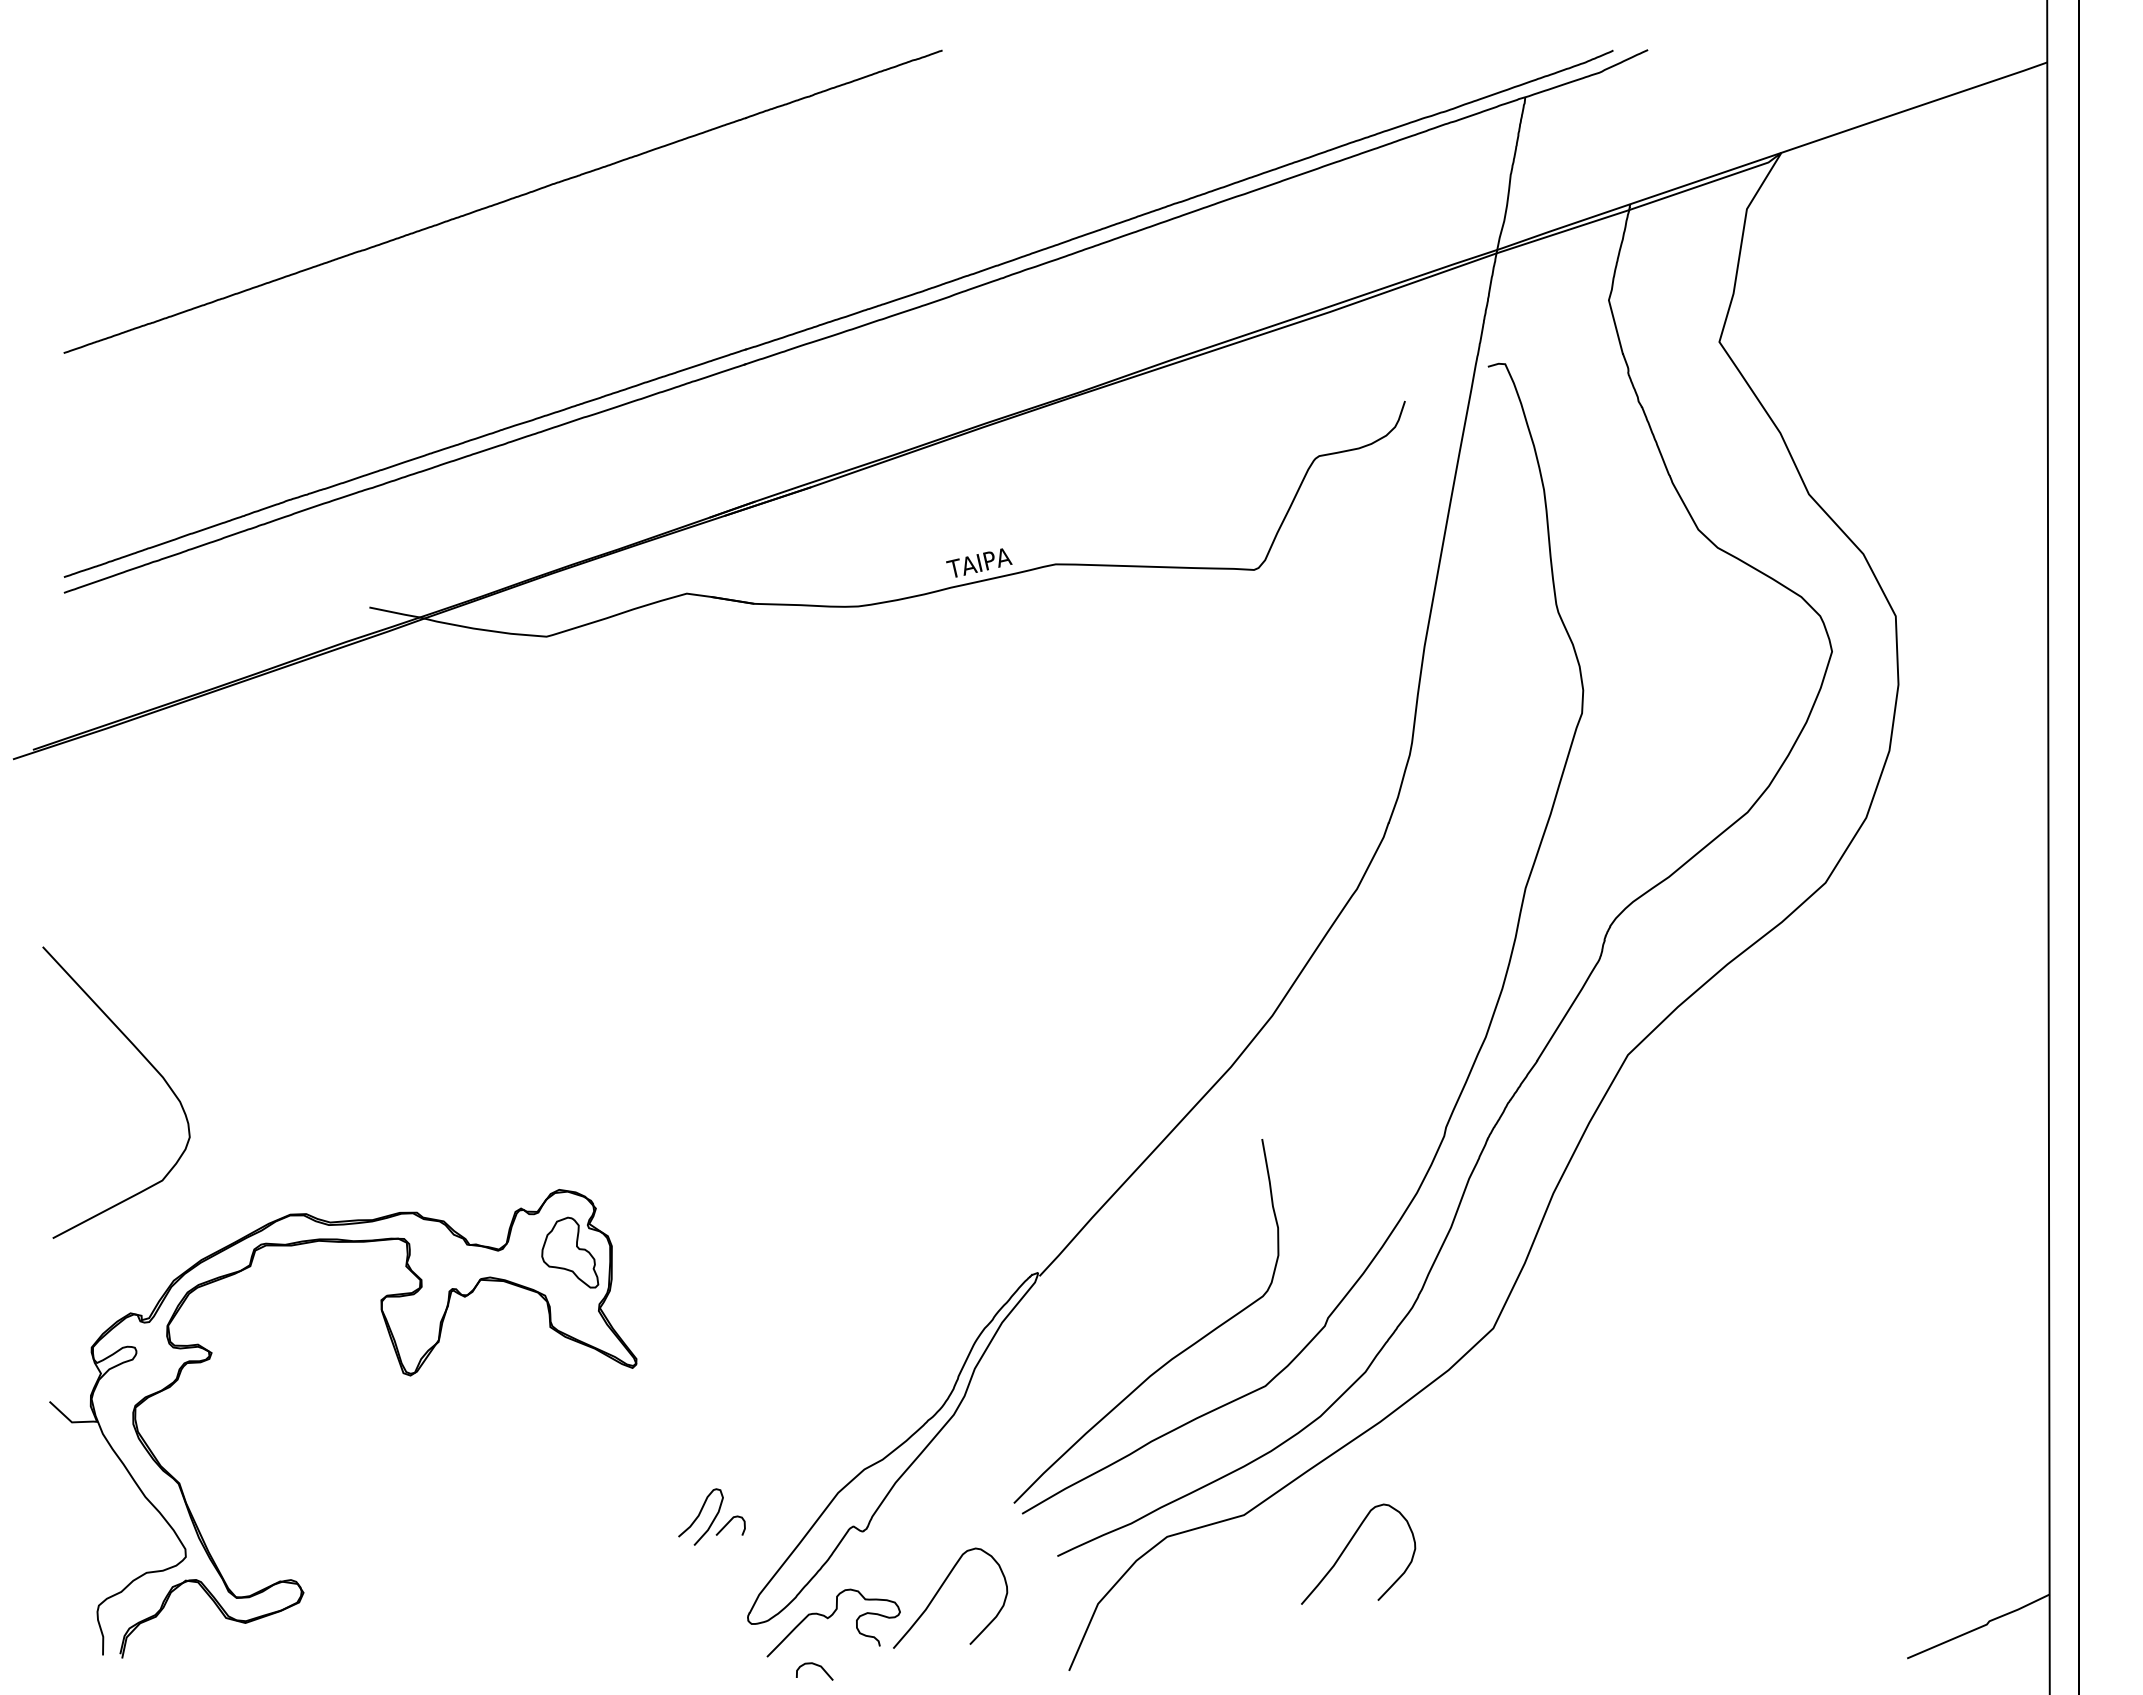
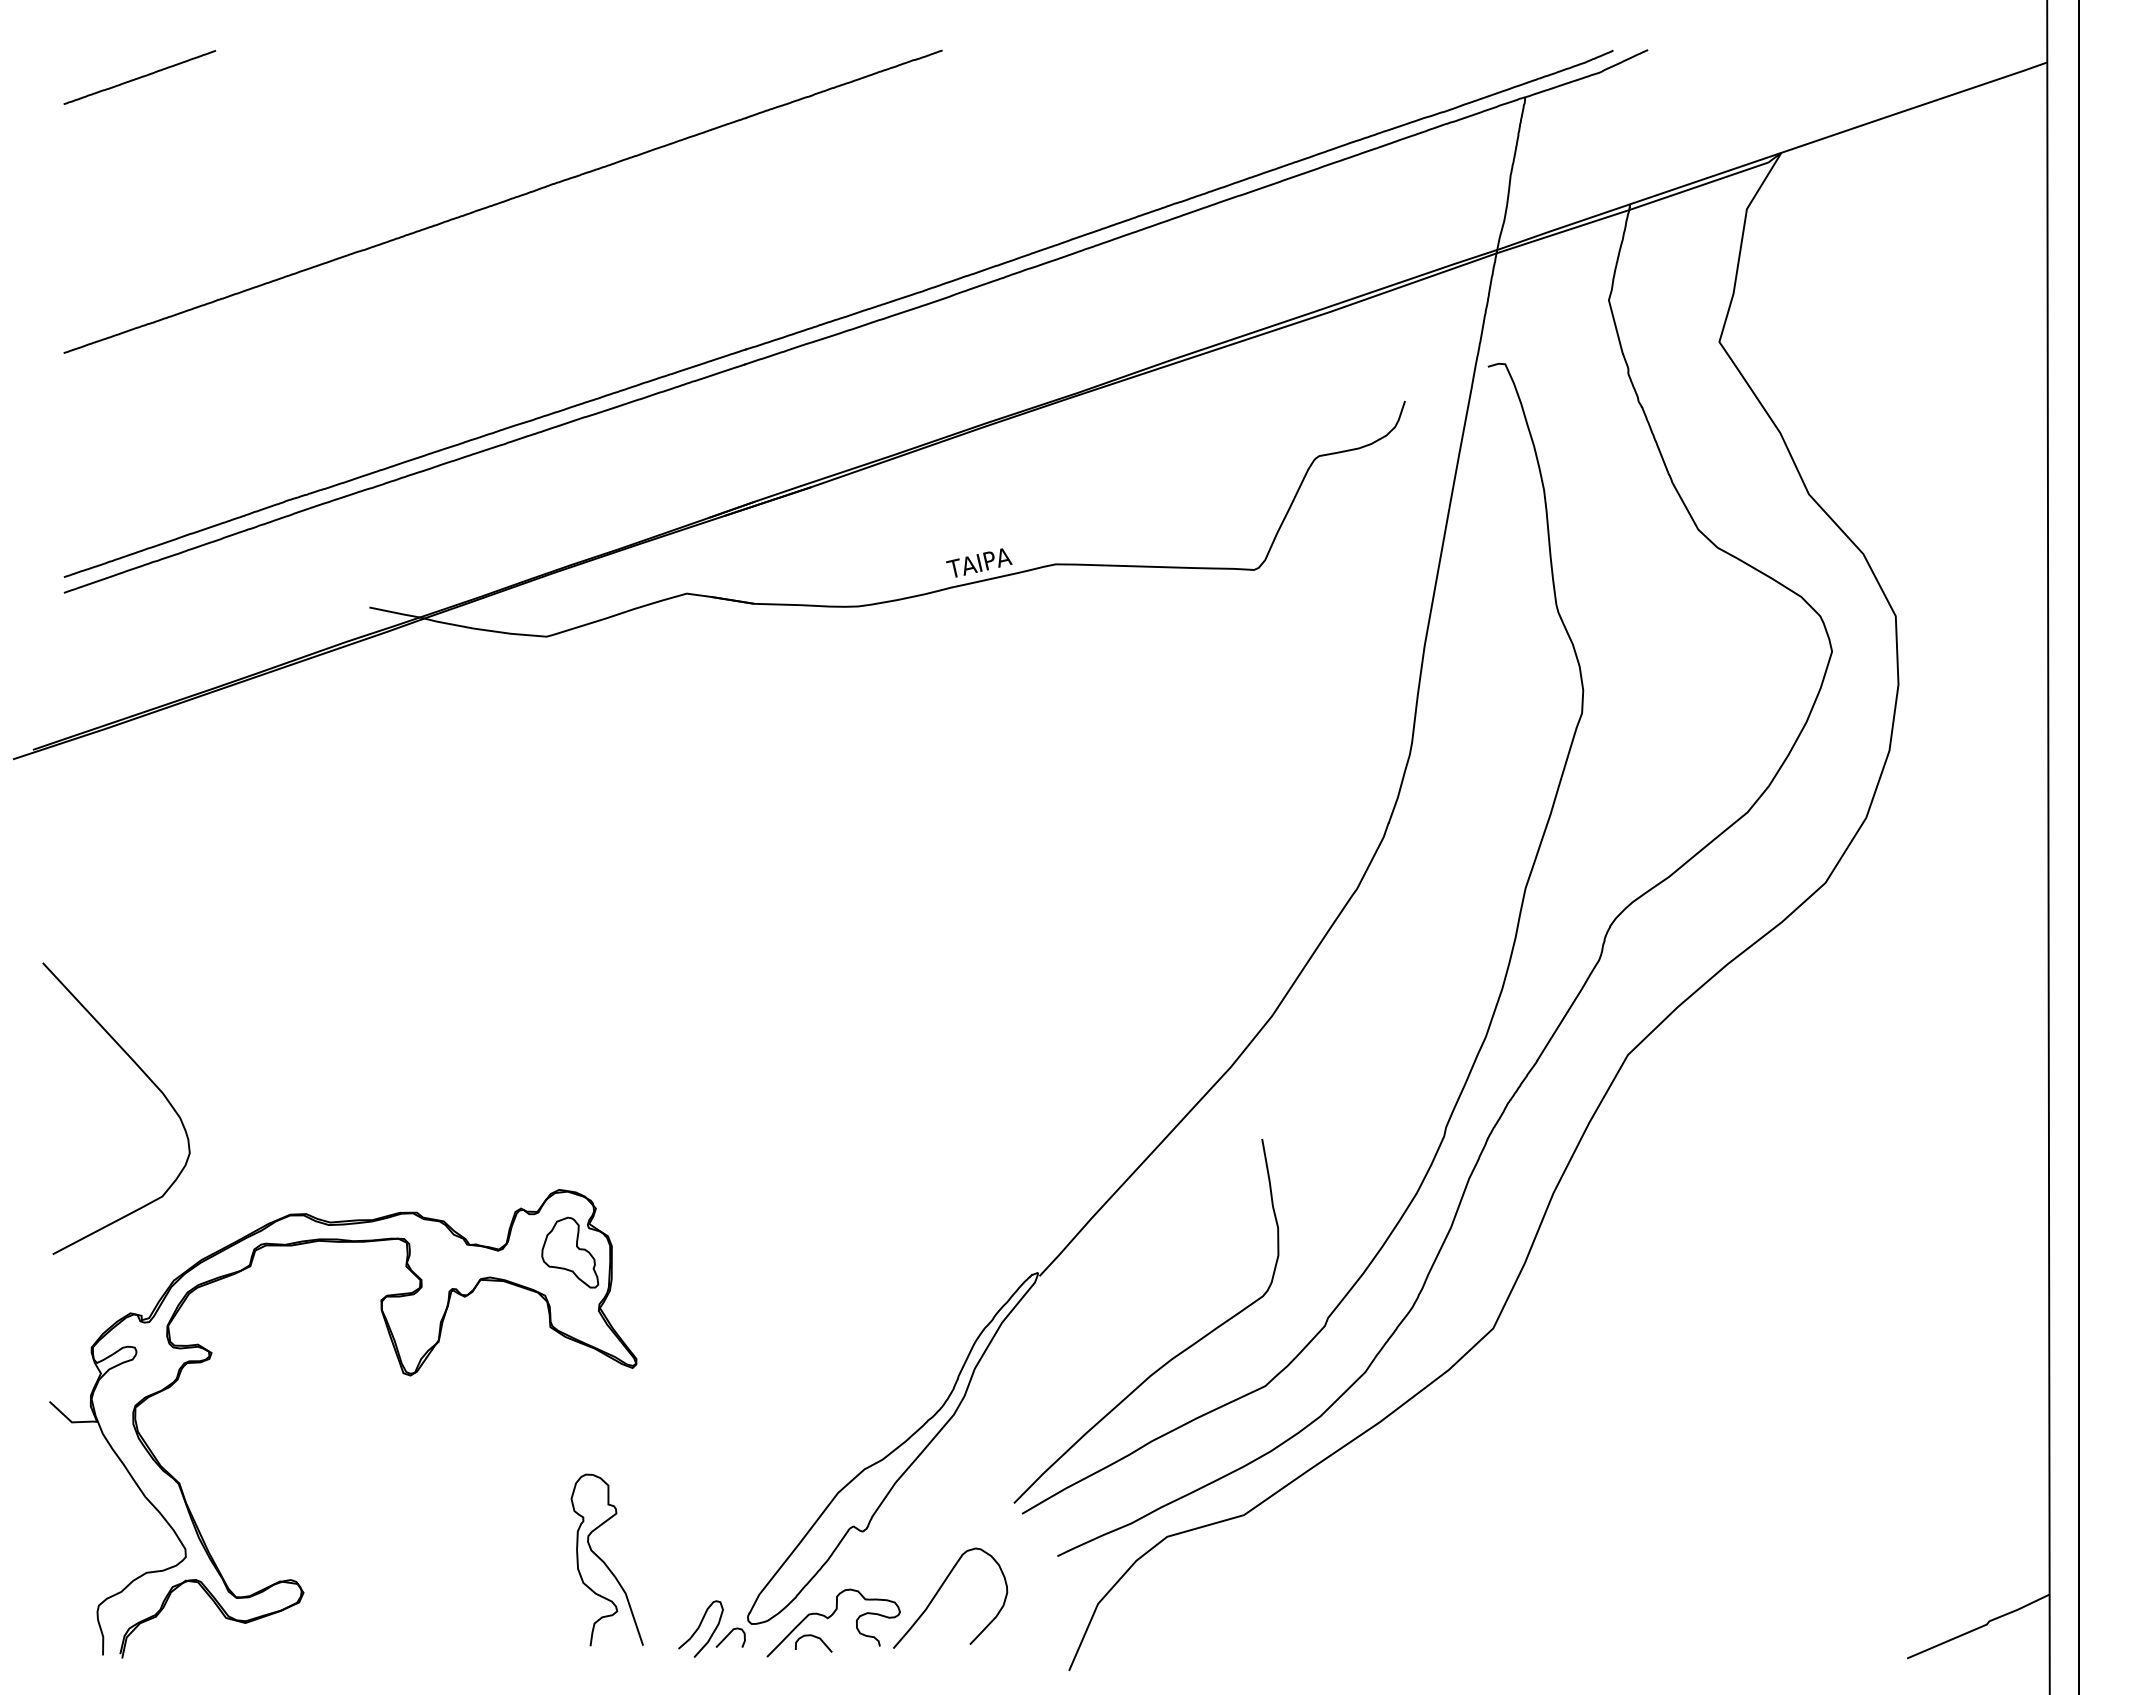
line: none -> present (139, 77)
curve position: (150, 1065) -> (150, 1081) (150, 1081)
part position: (711, 1516) -> (711, 1628) (711, 1628)
curve: present -> none (1347, 1547)
curve: none -> present (604, 1561)
curve position: (817, 1666) -> (816, 1638) (816, 1638)
